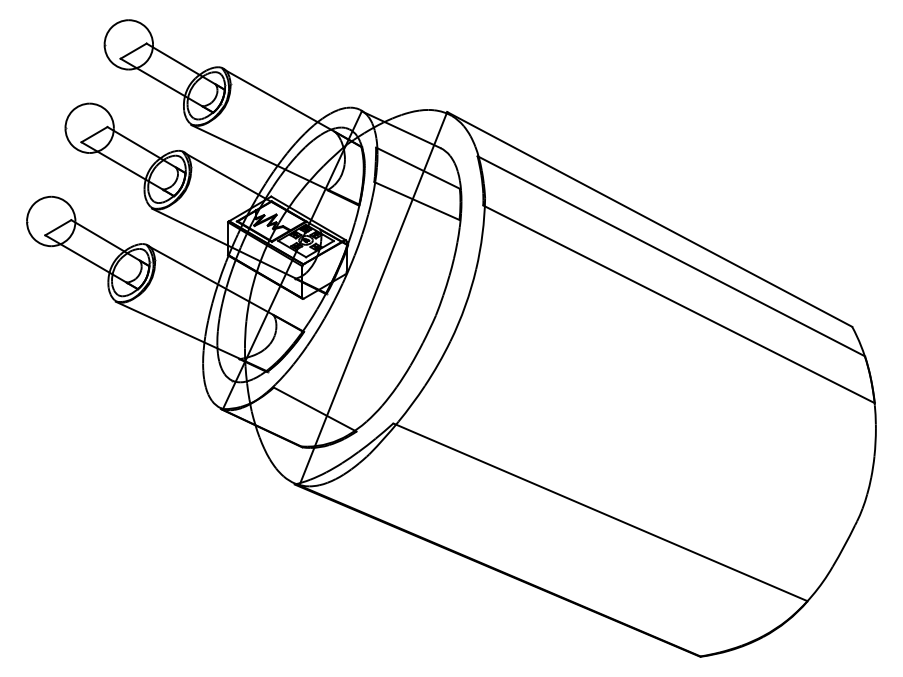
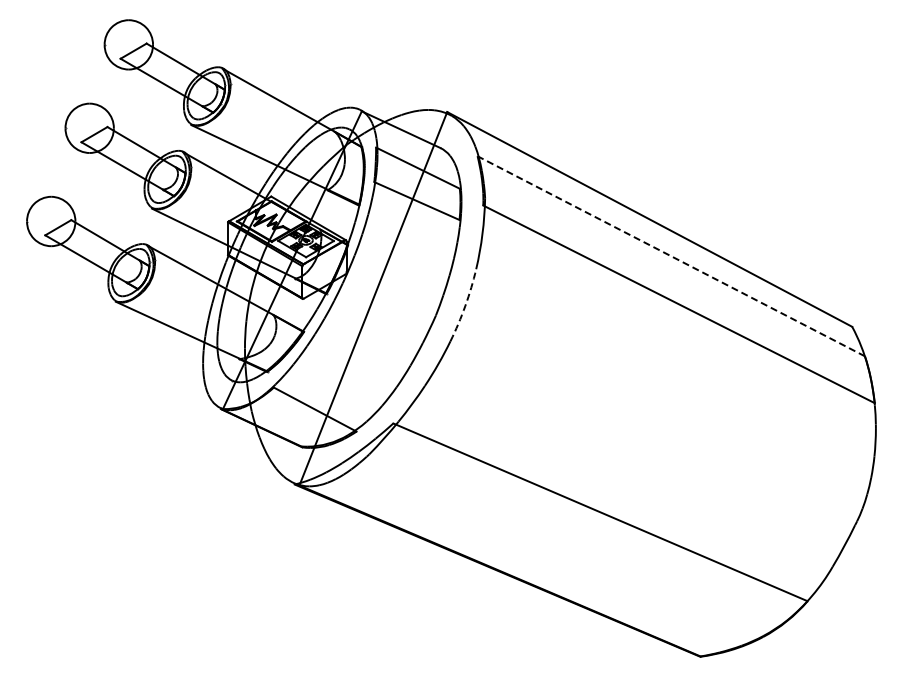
line: solid -> dashed (670, 256)
arc: solid -> dashed (465, 305)
